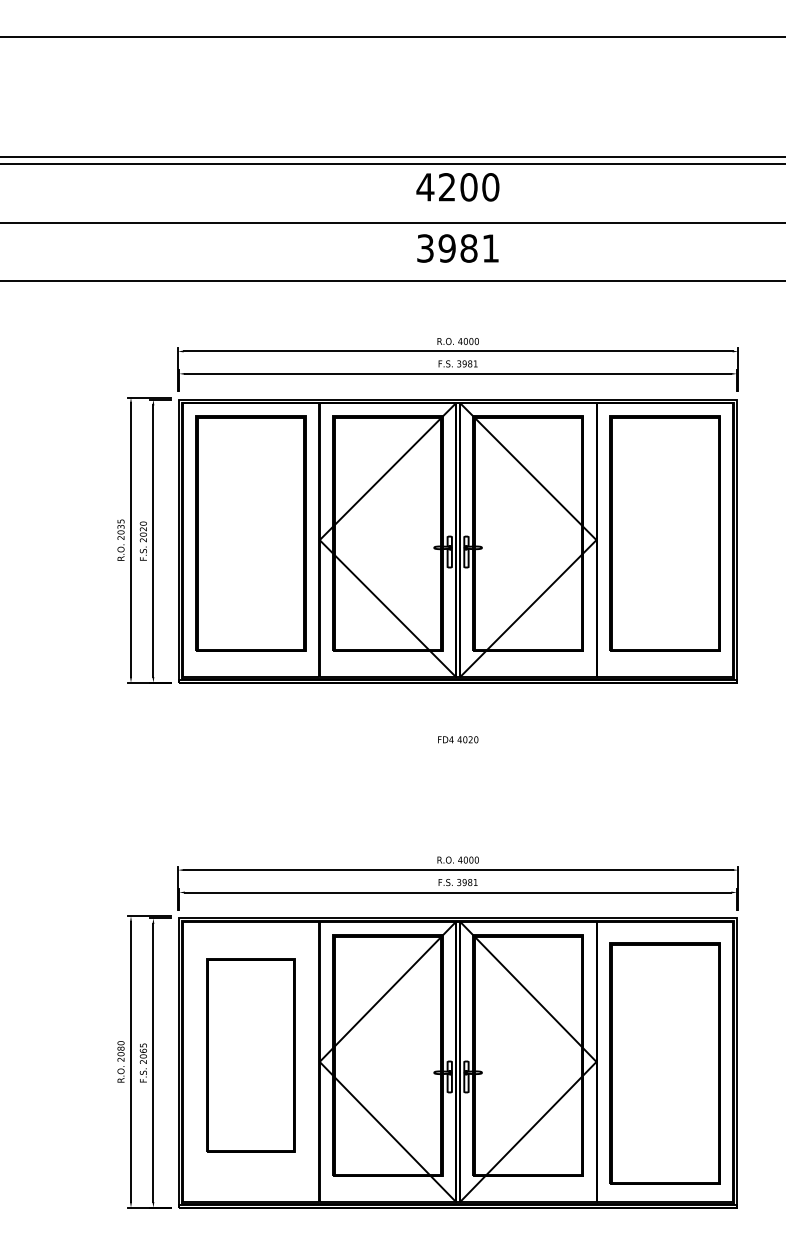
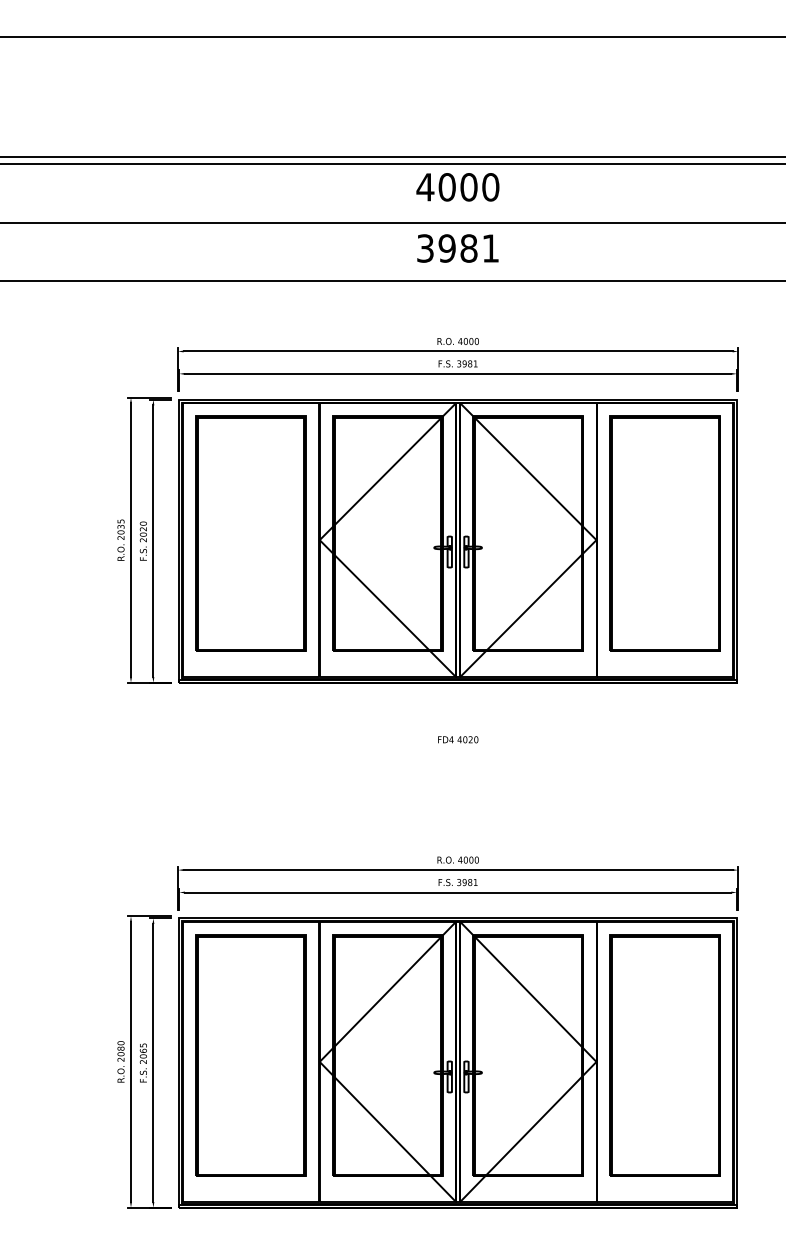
text: 4200 -> 4000 (446, 187)
part size: 90x195 px -> 112x243 px (250, 1055)
part position: (664, 1063) -> (664, 1055) (664, 1055)
